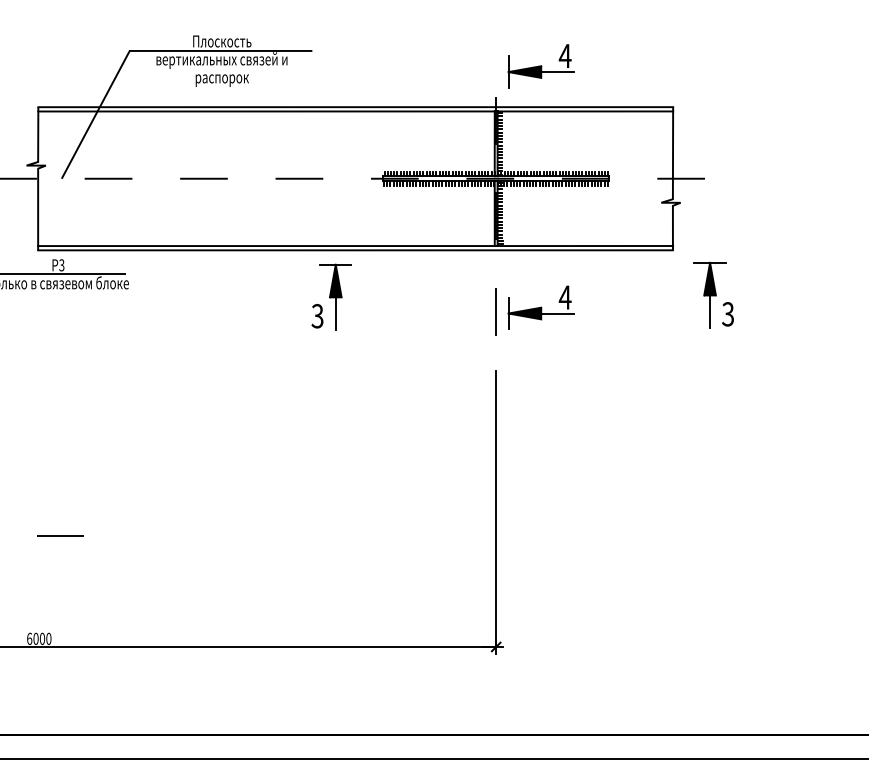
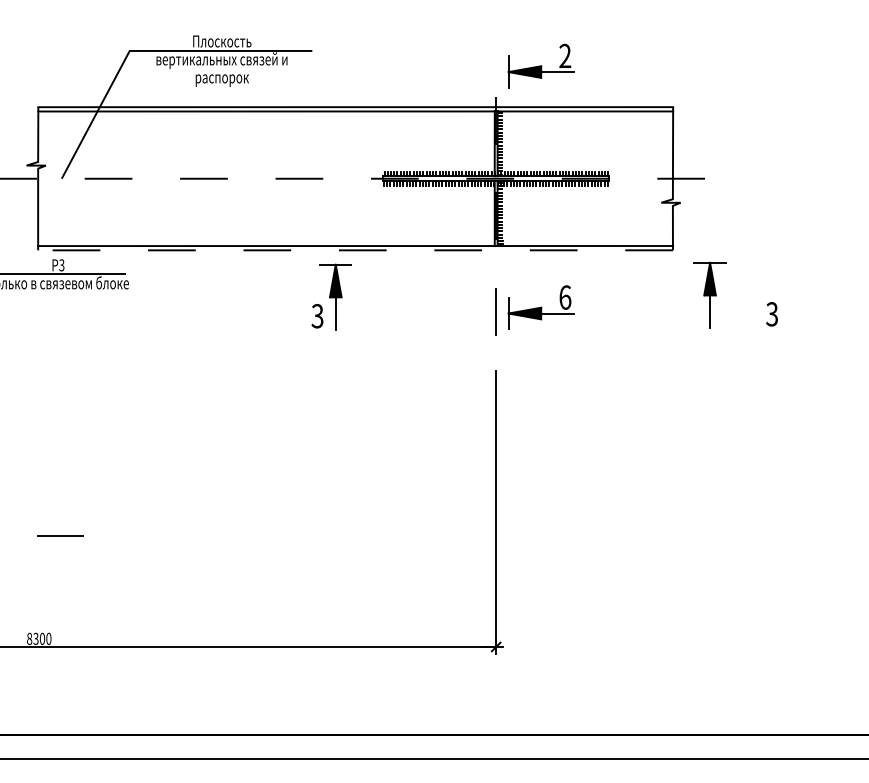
text: 4 -> 2 (564, 55)
line: solid -> dashed (355, 250)
text: 4 -> 6 (564, 297)
text position: (727, 314) -> (771, 314) (771, 314)
text: 6000 -> 8300 (32, 638)
